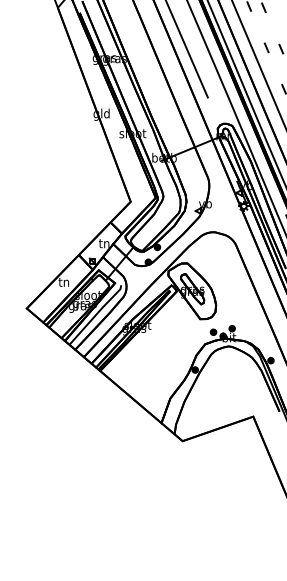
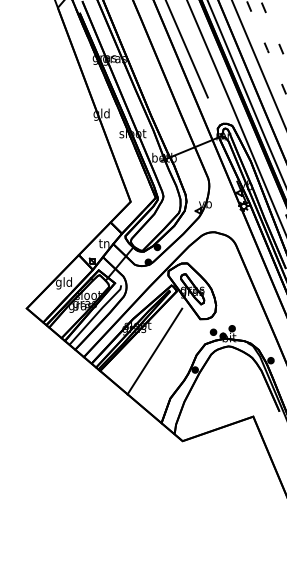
text: tn -> gld (63, 283)
line: none -> present (154, 351)
